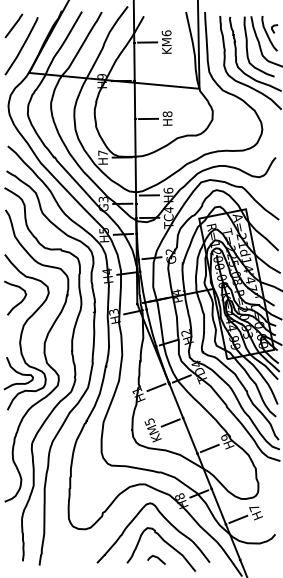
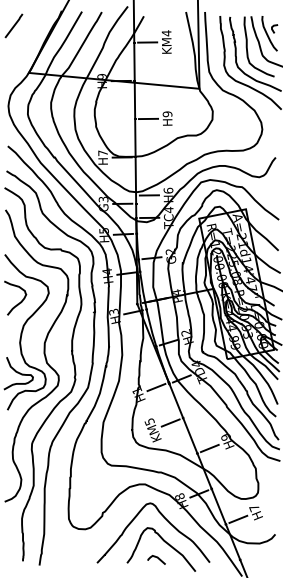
text: KM6 -> KM4 (166, 33)
line: present -> none (21, 46)
text: H8 -> H9 (167, 114)
